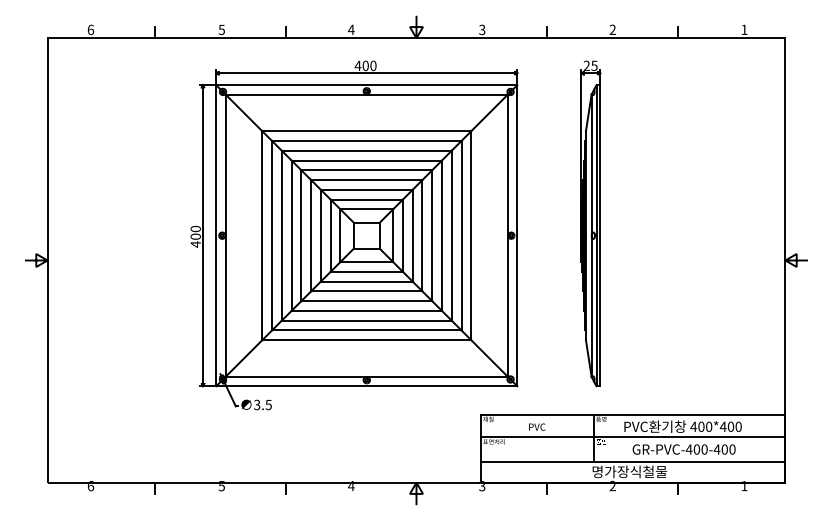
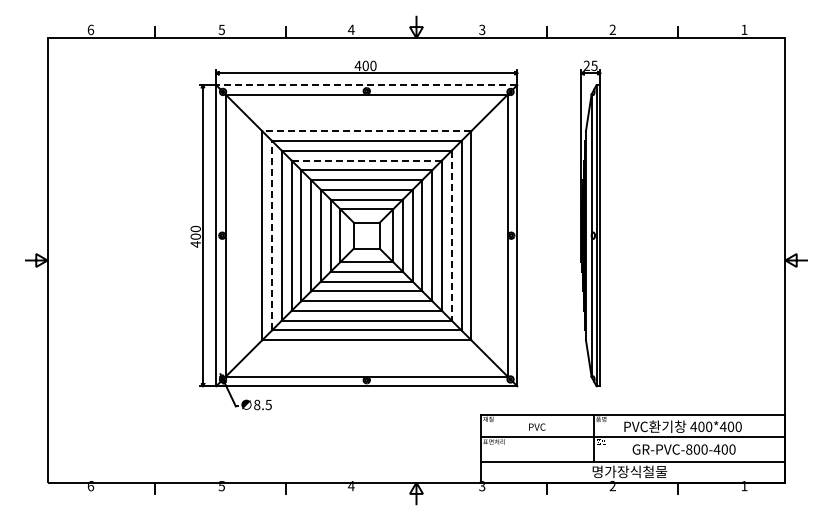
line: solid -> dashed (366, 85)
line: solid -> dashed (366, 131)
line: solid -> dashed (367, 160)
line: solid -> dashed (272, 235)
line: solid -> dashed (451, 235)
text: 3.5 -> 8.5 (257, 404)
text: GR-PVC-400-400 -> GR-PVC-800-400 (688, 449)
